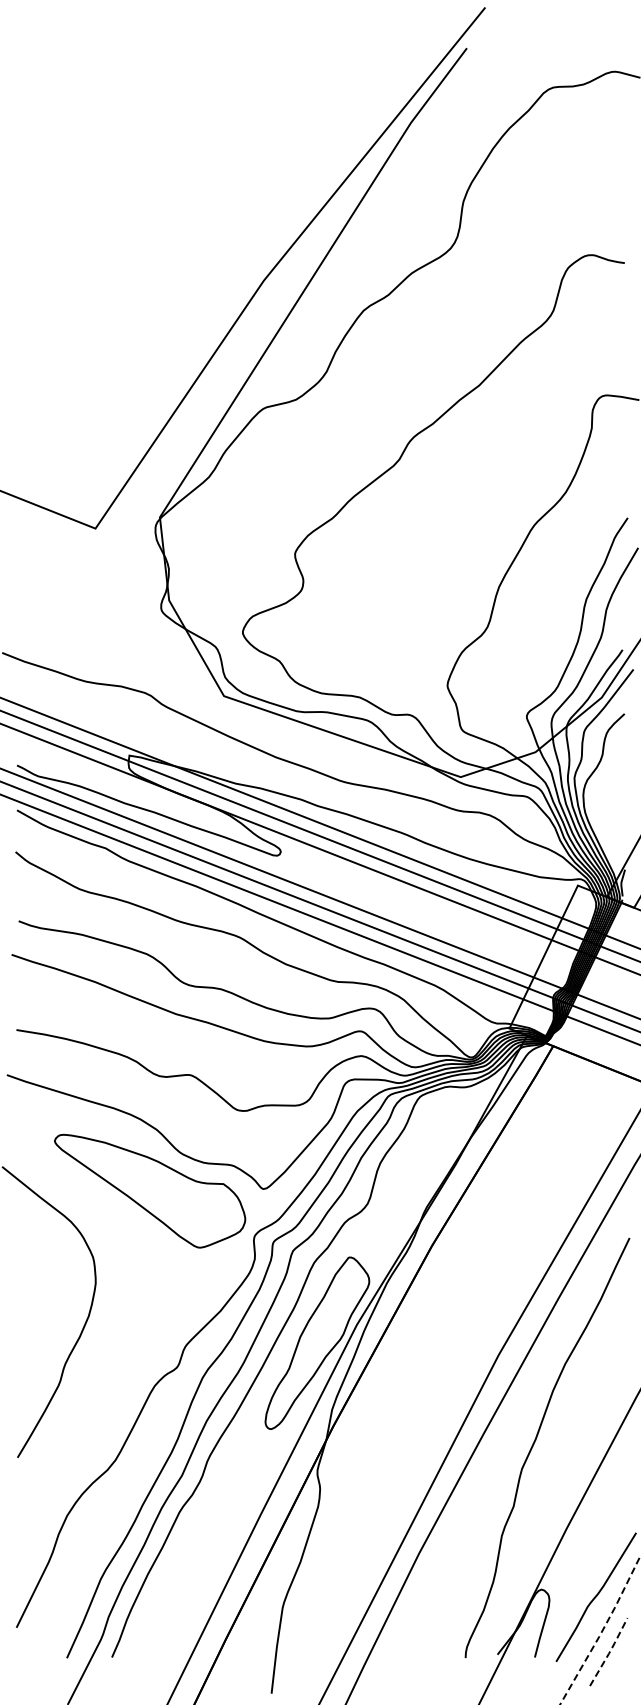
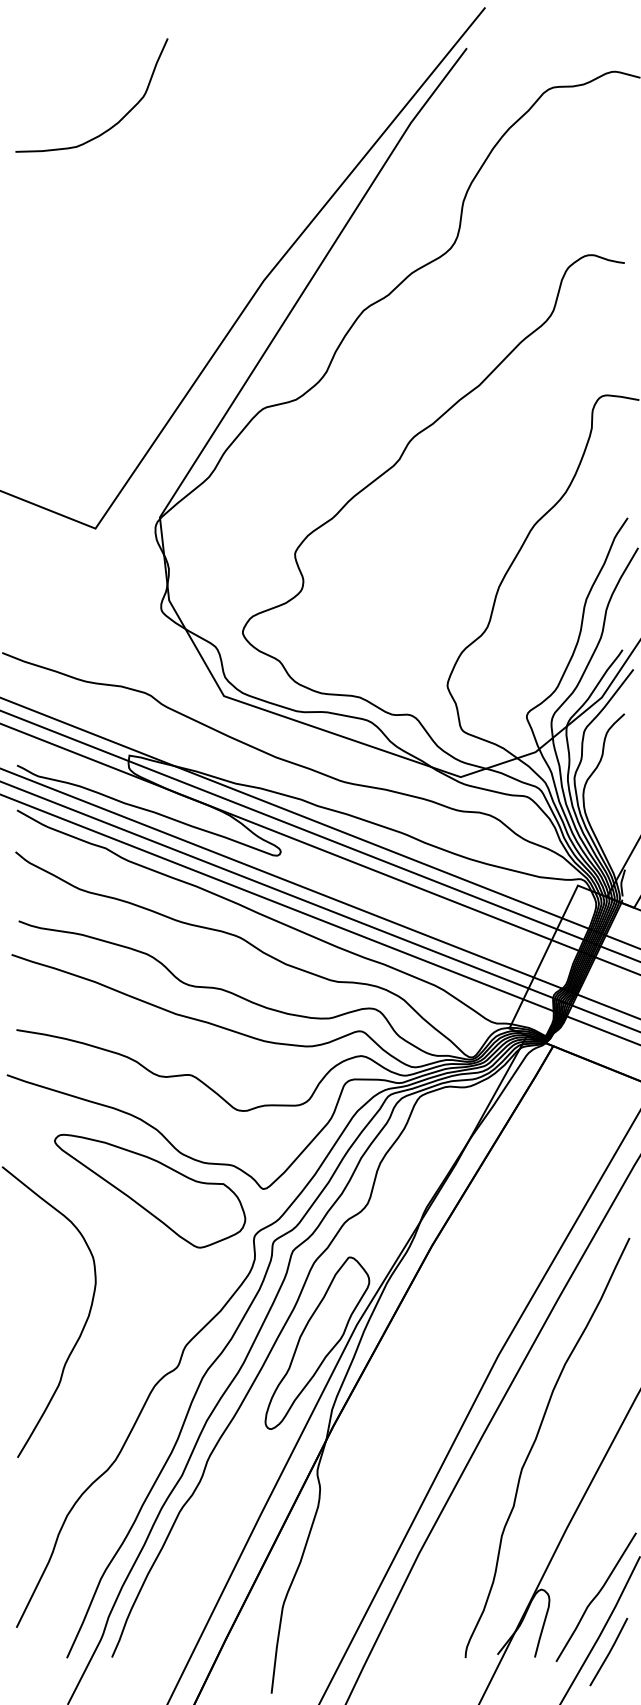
curve: none -> present (112, 125)
line: dashed -> solid (602, 1630)
line: dashed -> solid (609, 1651)
